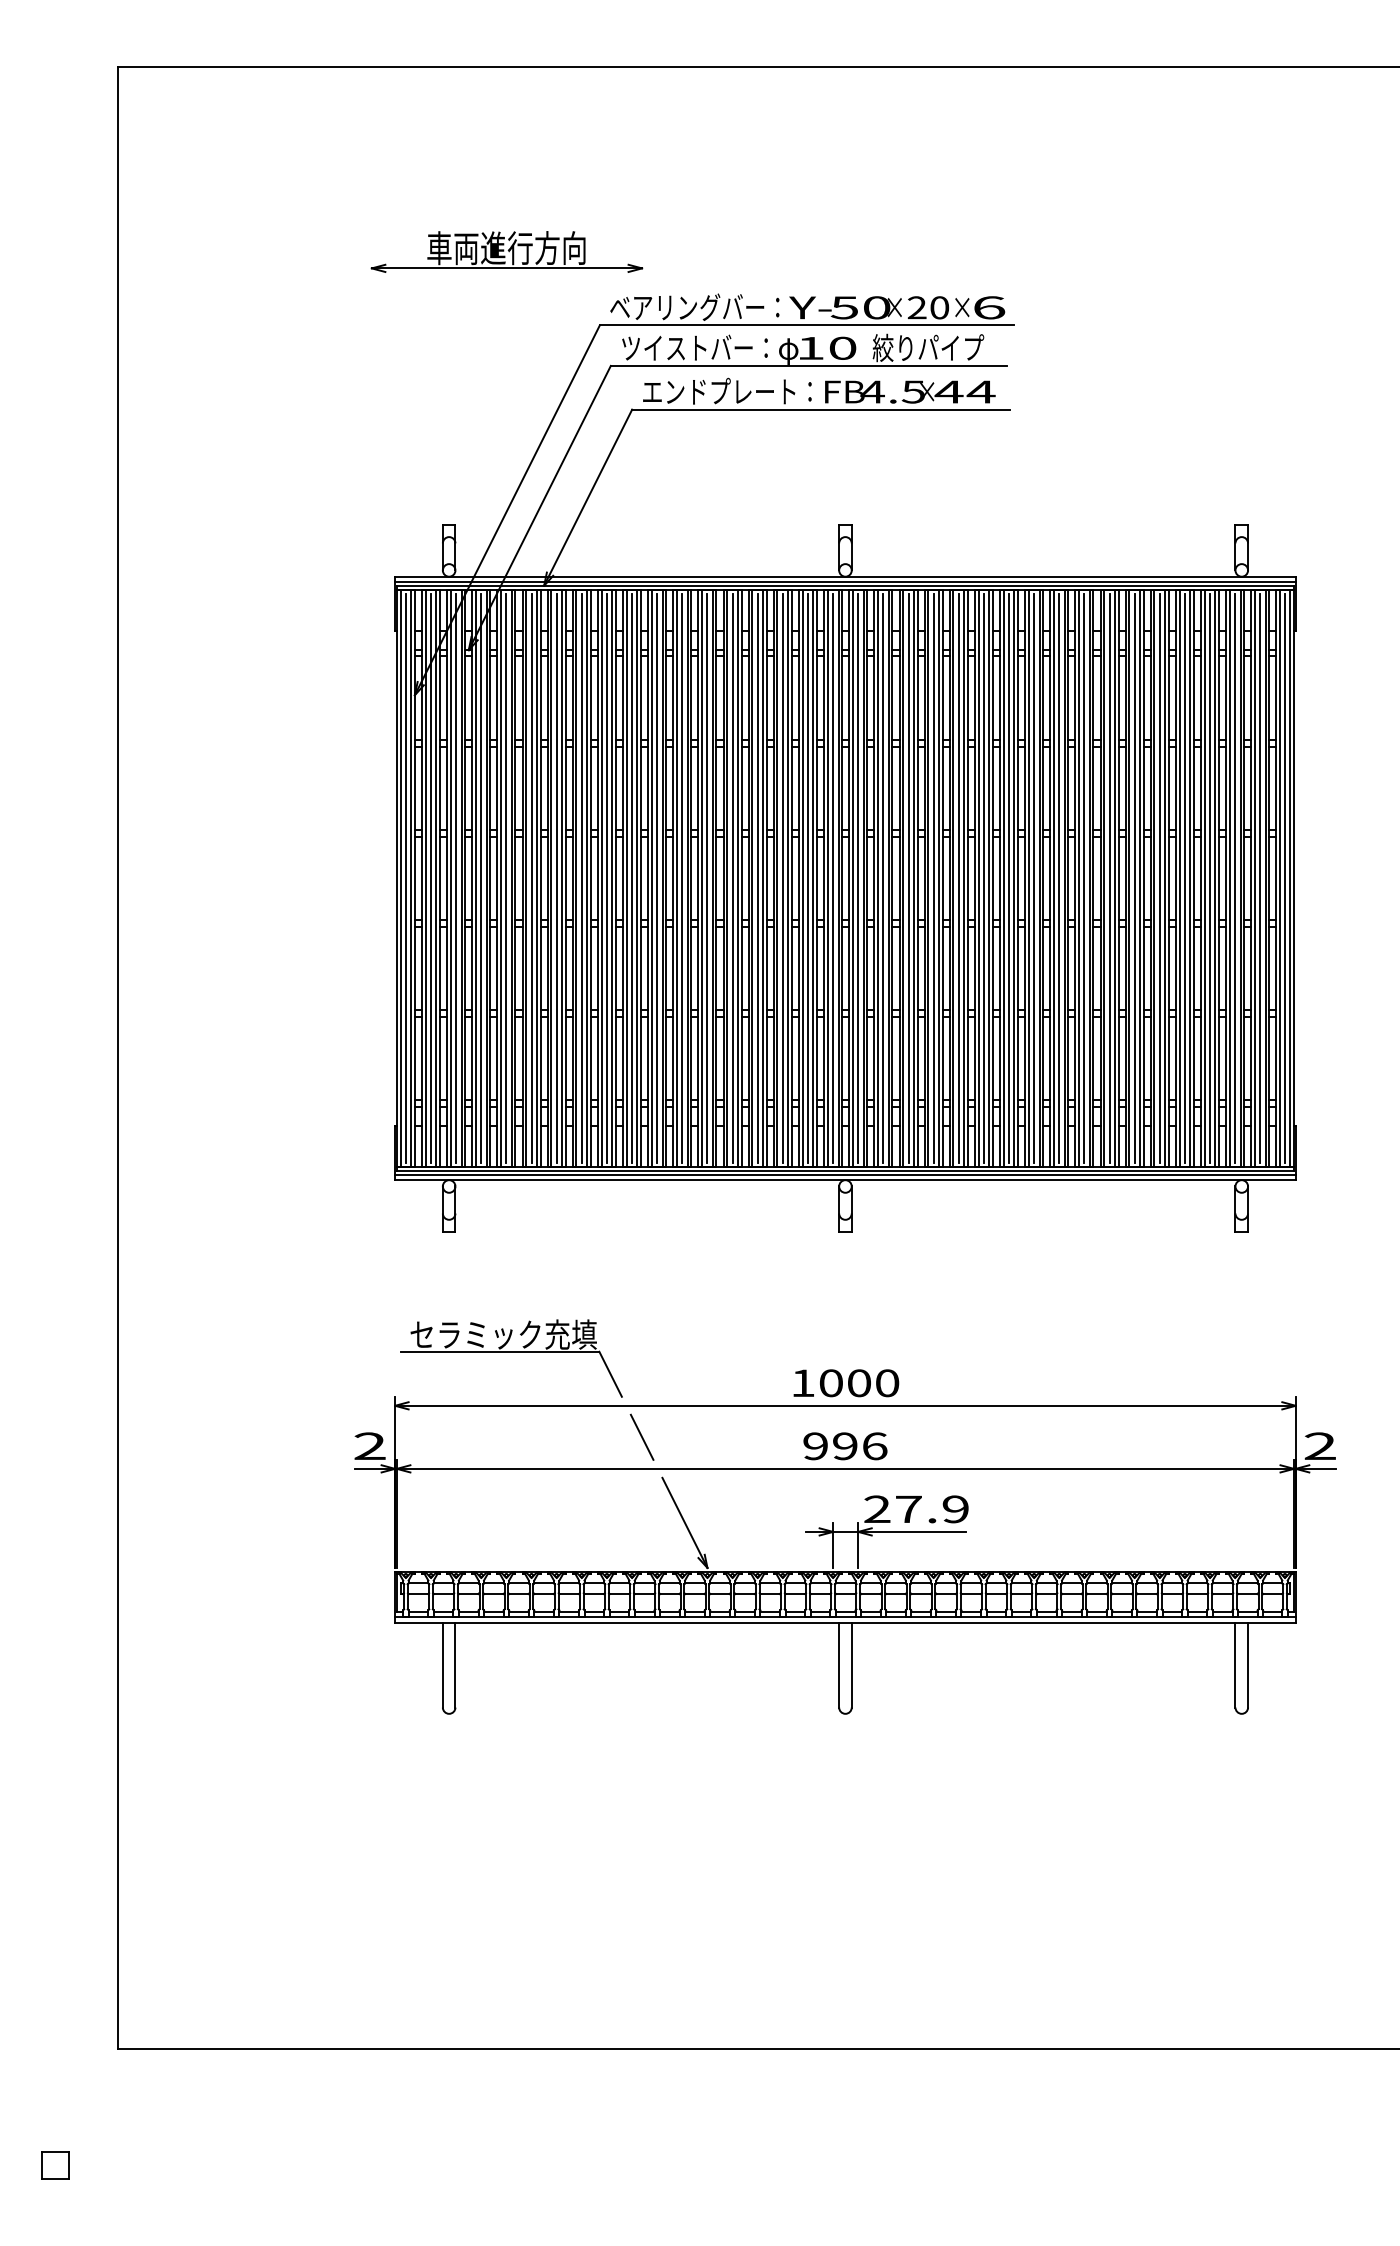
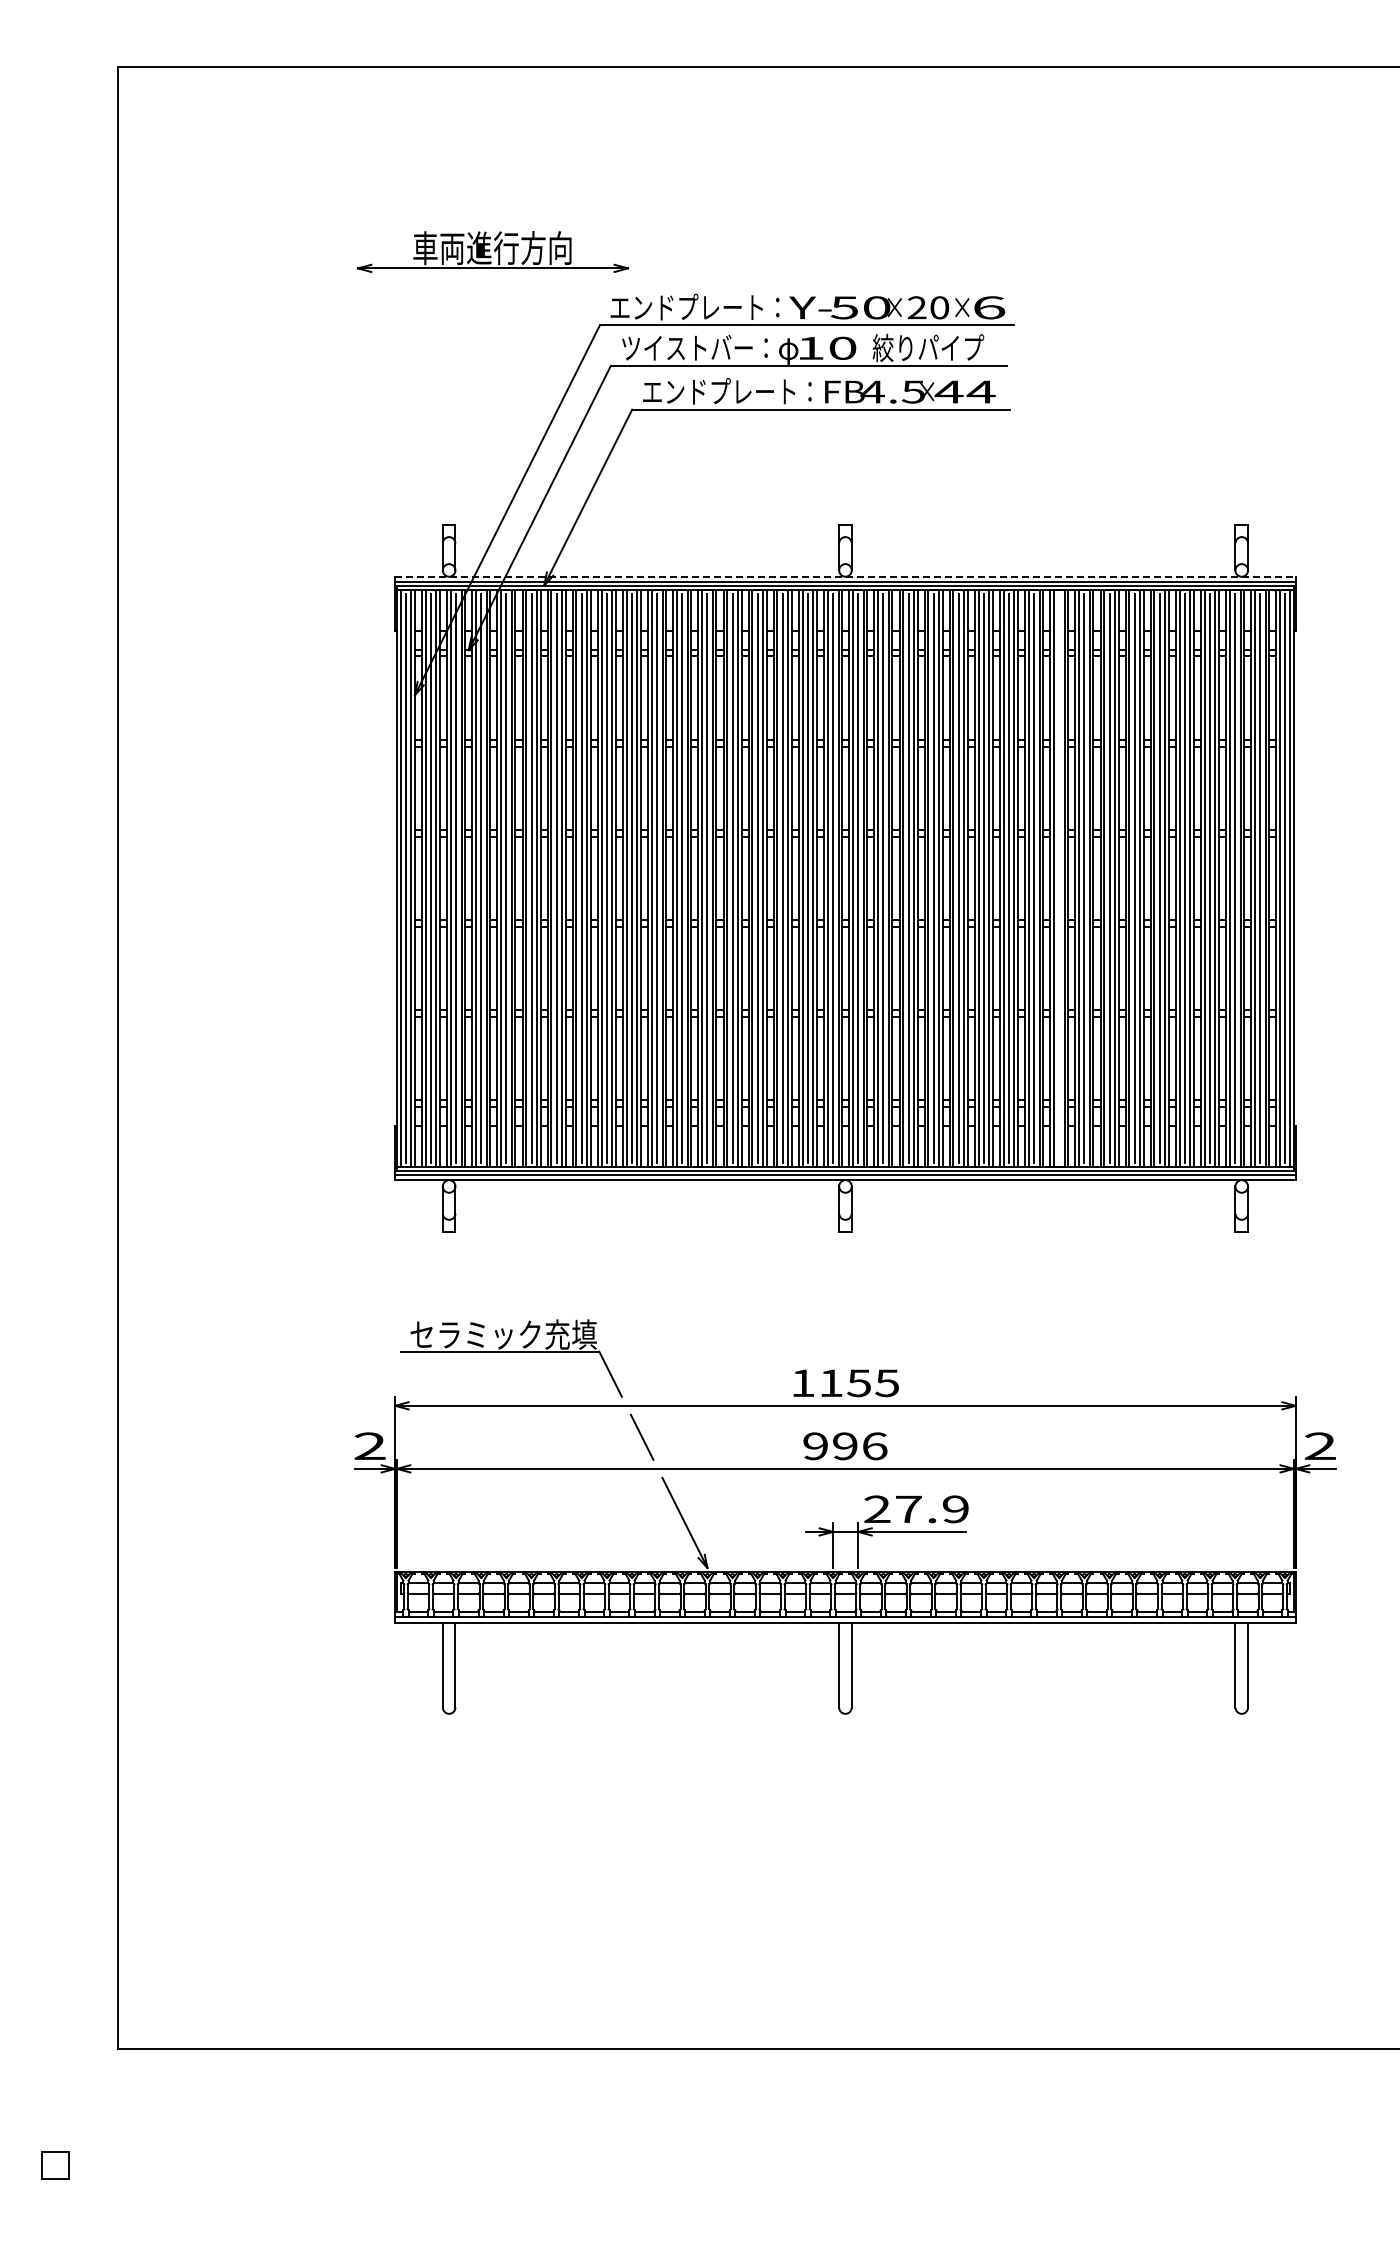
part position: (506, 251) -> (492, 251) (492, 251)
text: ベアリングバー： -> エンドプレート： (687, 306)
line: solid -> dashed (845, 576)
line: present -> none (1059, 878)
text: 1000 -> 1155 (859, 1383)
